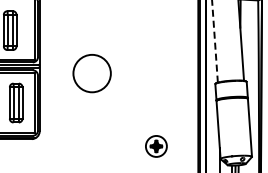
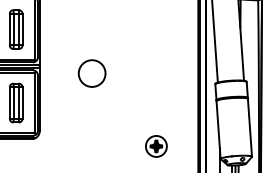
part position: (10, 30) -> (16, 29) (16, 29)
line: dashed -> solid (214, 40)
circle diameter: 37 px -> 27 px (91, 73)
